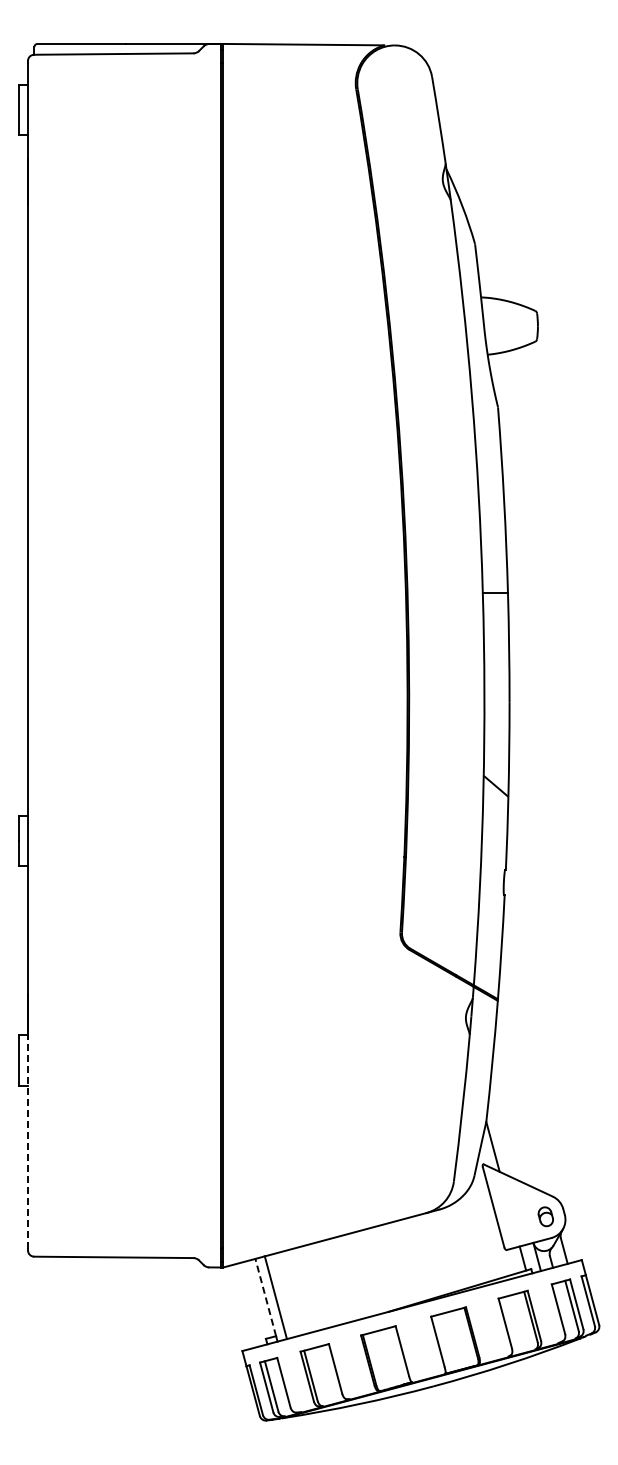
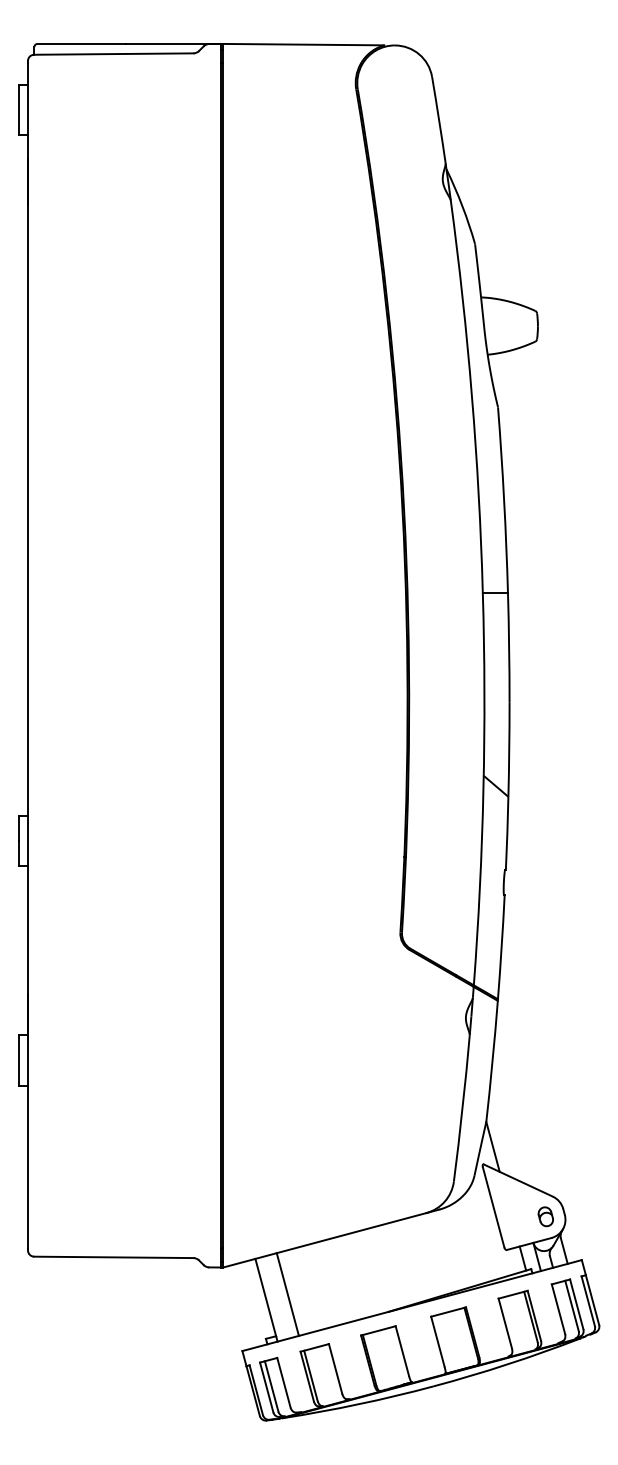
line: dashed -> solid (27, 1143)
line: dashed -> solid (265, 1297)
line position: (275, 1297) -> (287, 1294) (287, 1294)
